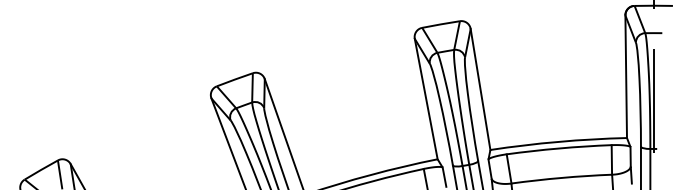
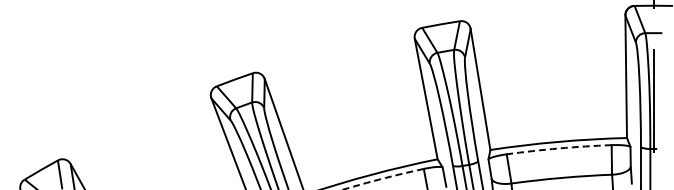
arc: solid -> dashed (559, 148)
arc: solid -> dashed (382, 178)
